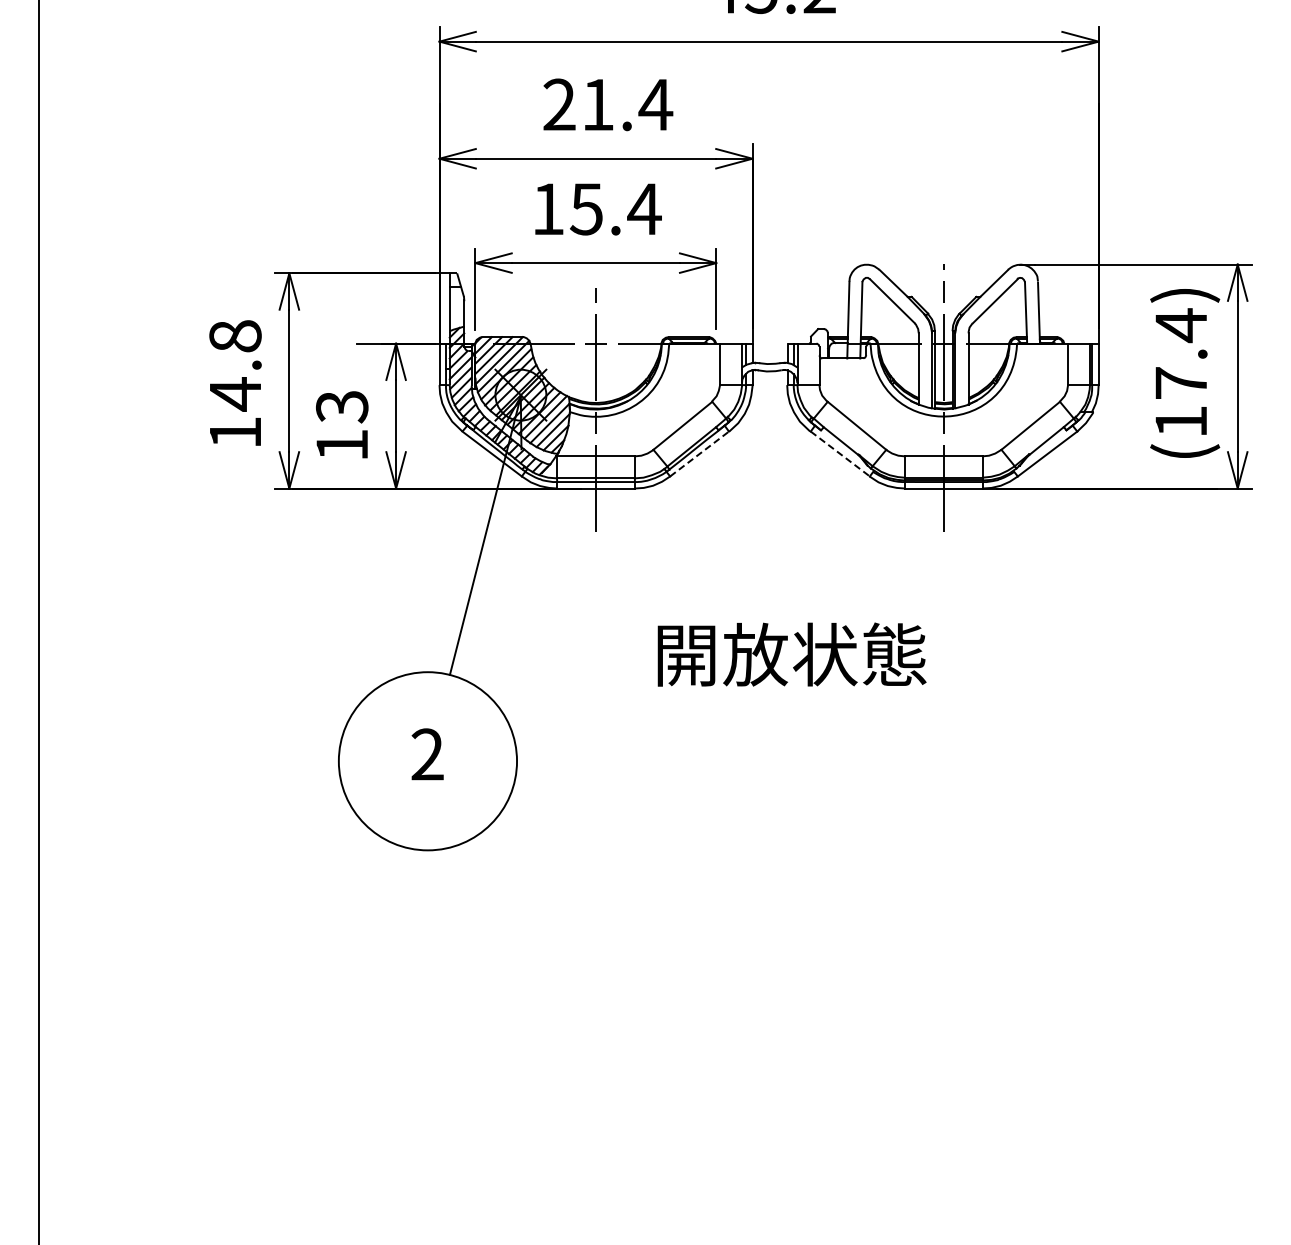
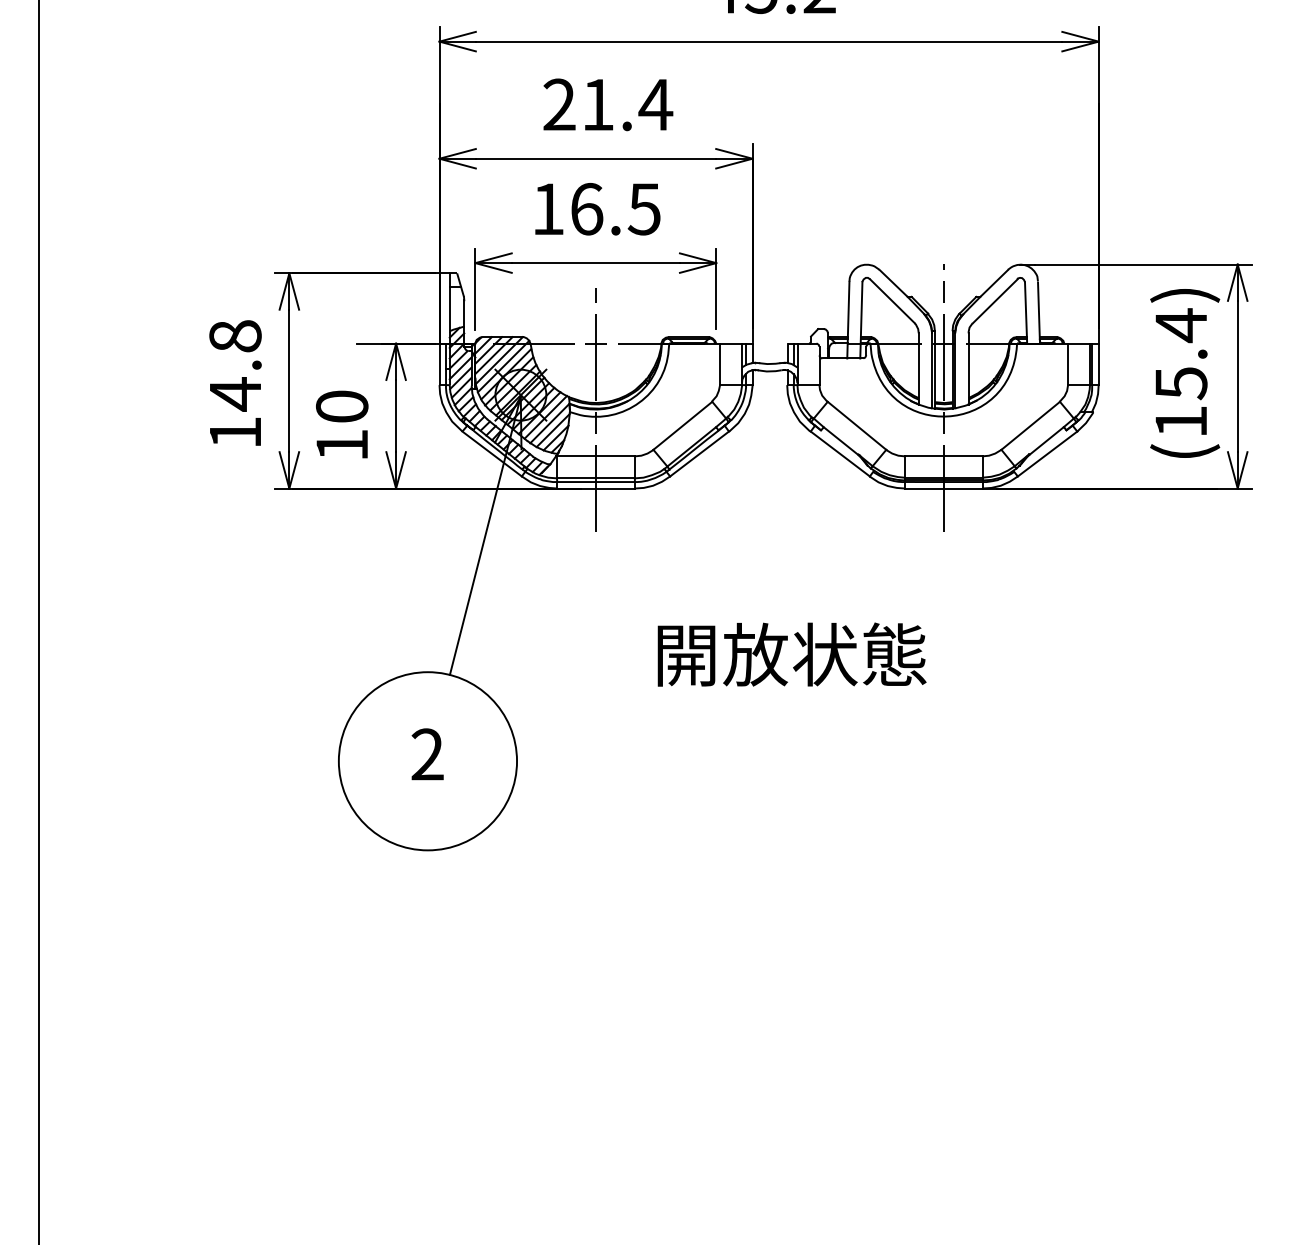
text: 15.4 -> 16.5 (615, 208)
text: (17.4) -> (15.4) (1181, 383)
text: 13 -> 10 (342, 406)
line: dashed -> solid (699, 453)
line: dashed -> solid (840, 454)
